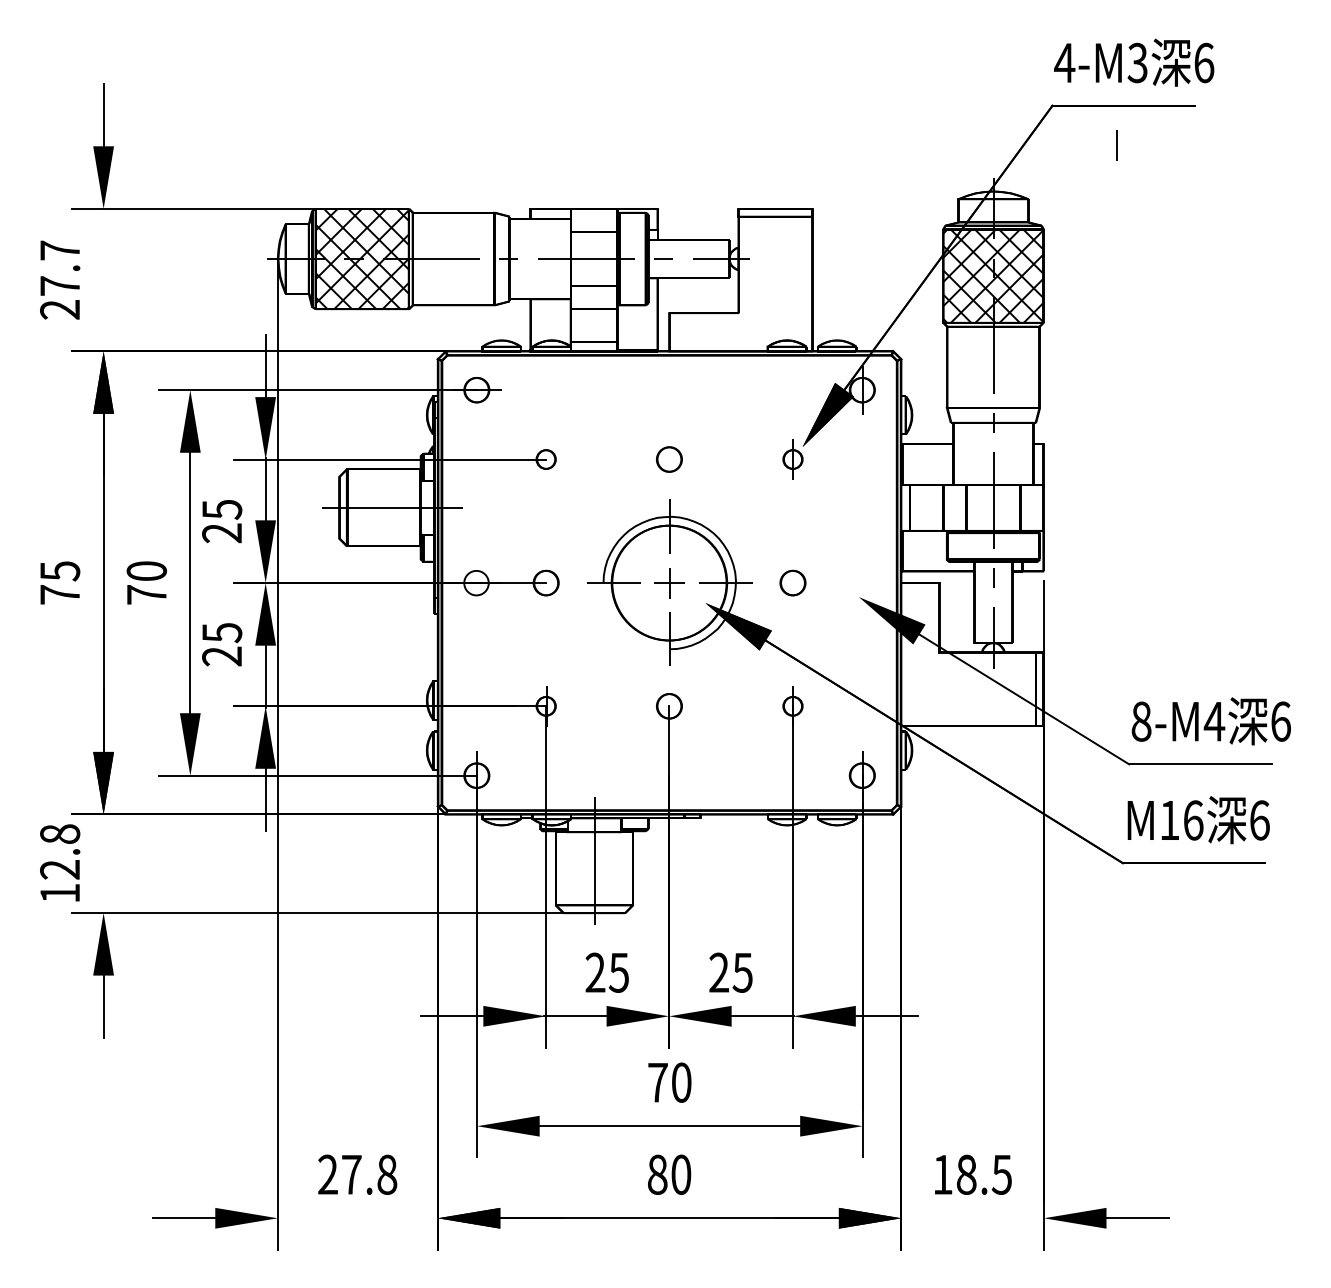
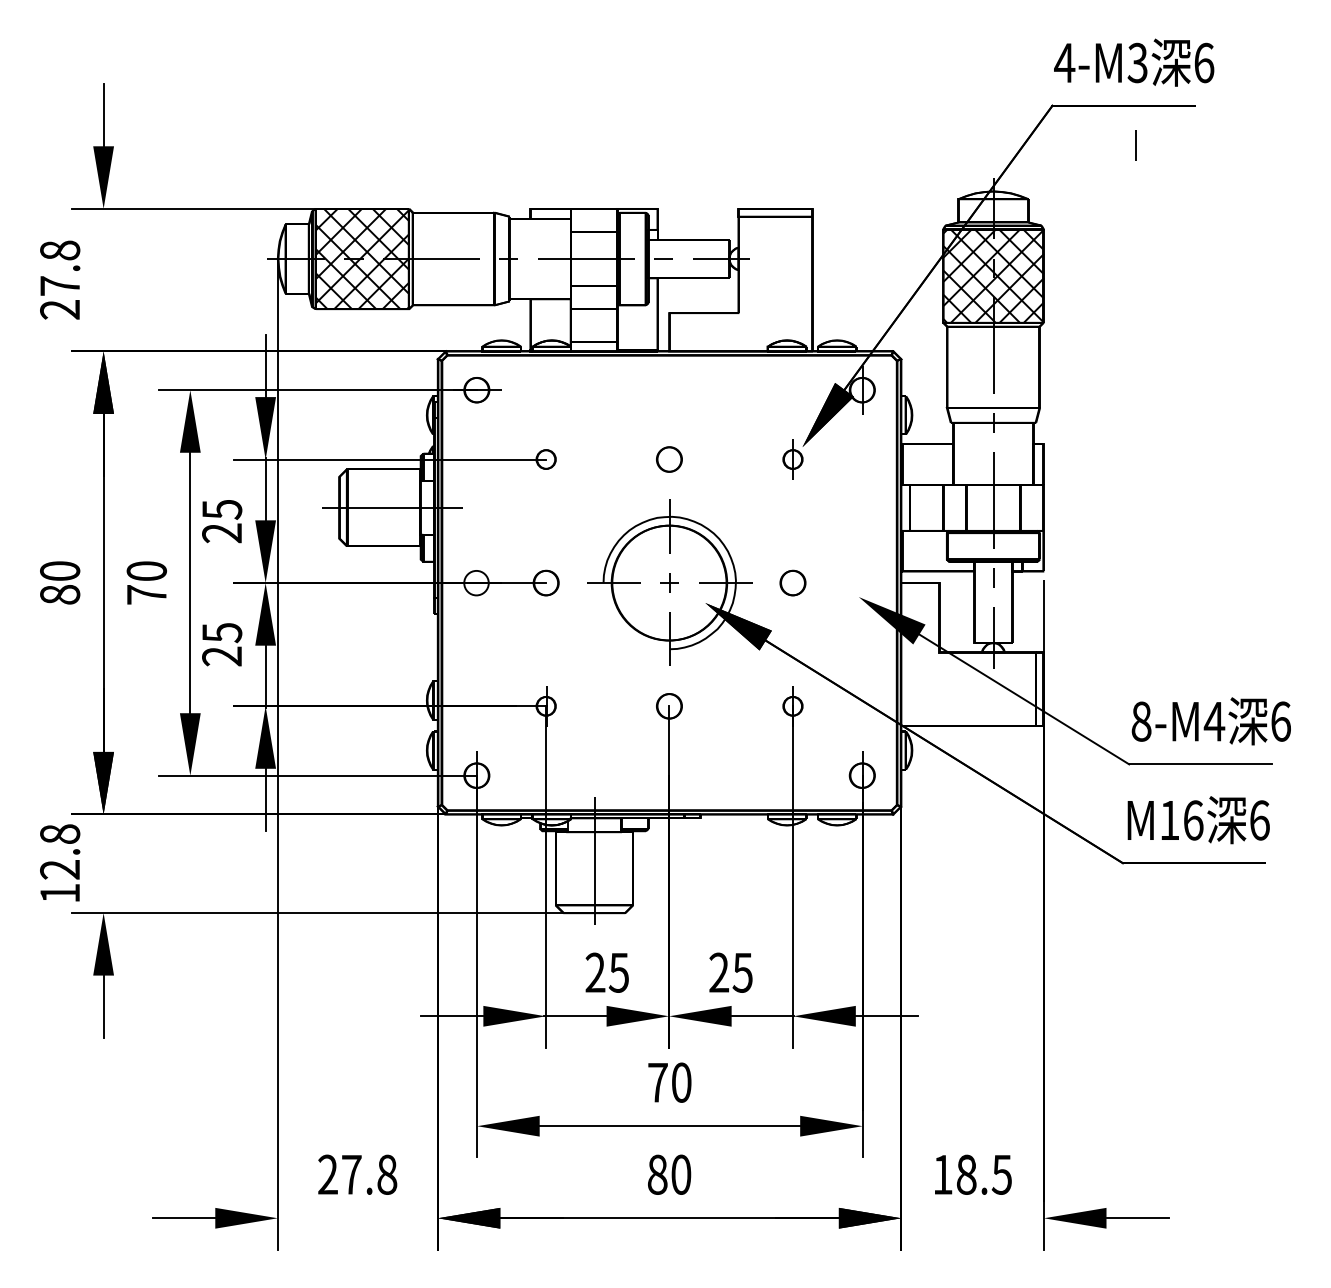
line position: (1116, 145) -> (1135, 145) (1135, 145)
text: 27.7 -> 27.8 (60, 250)
text: 75 -> 80 (60, 582)
part size: 31x31 px -> 19x20 px (669, 582)
